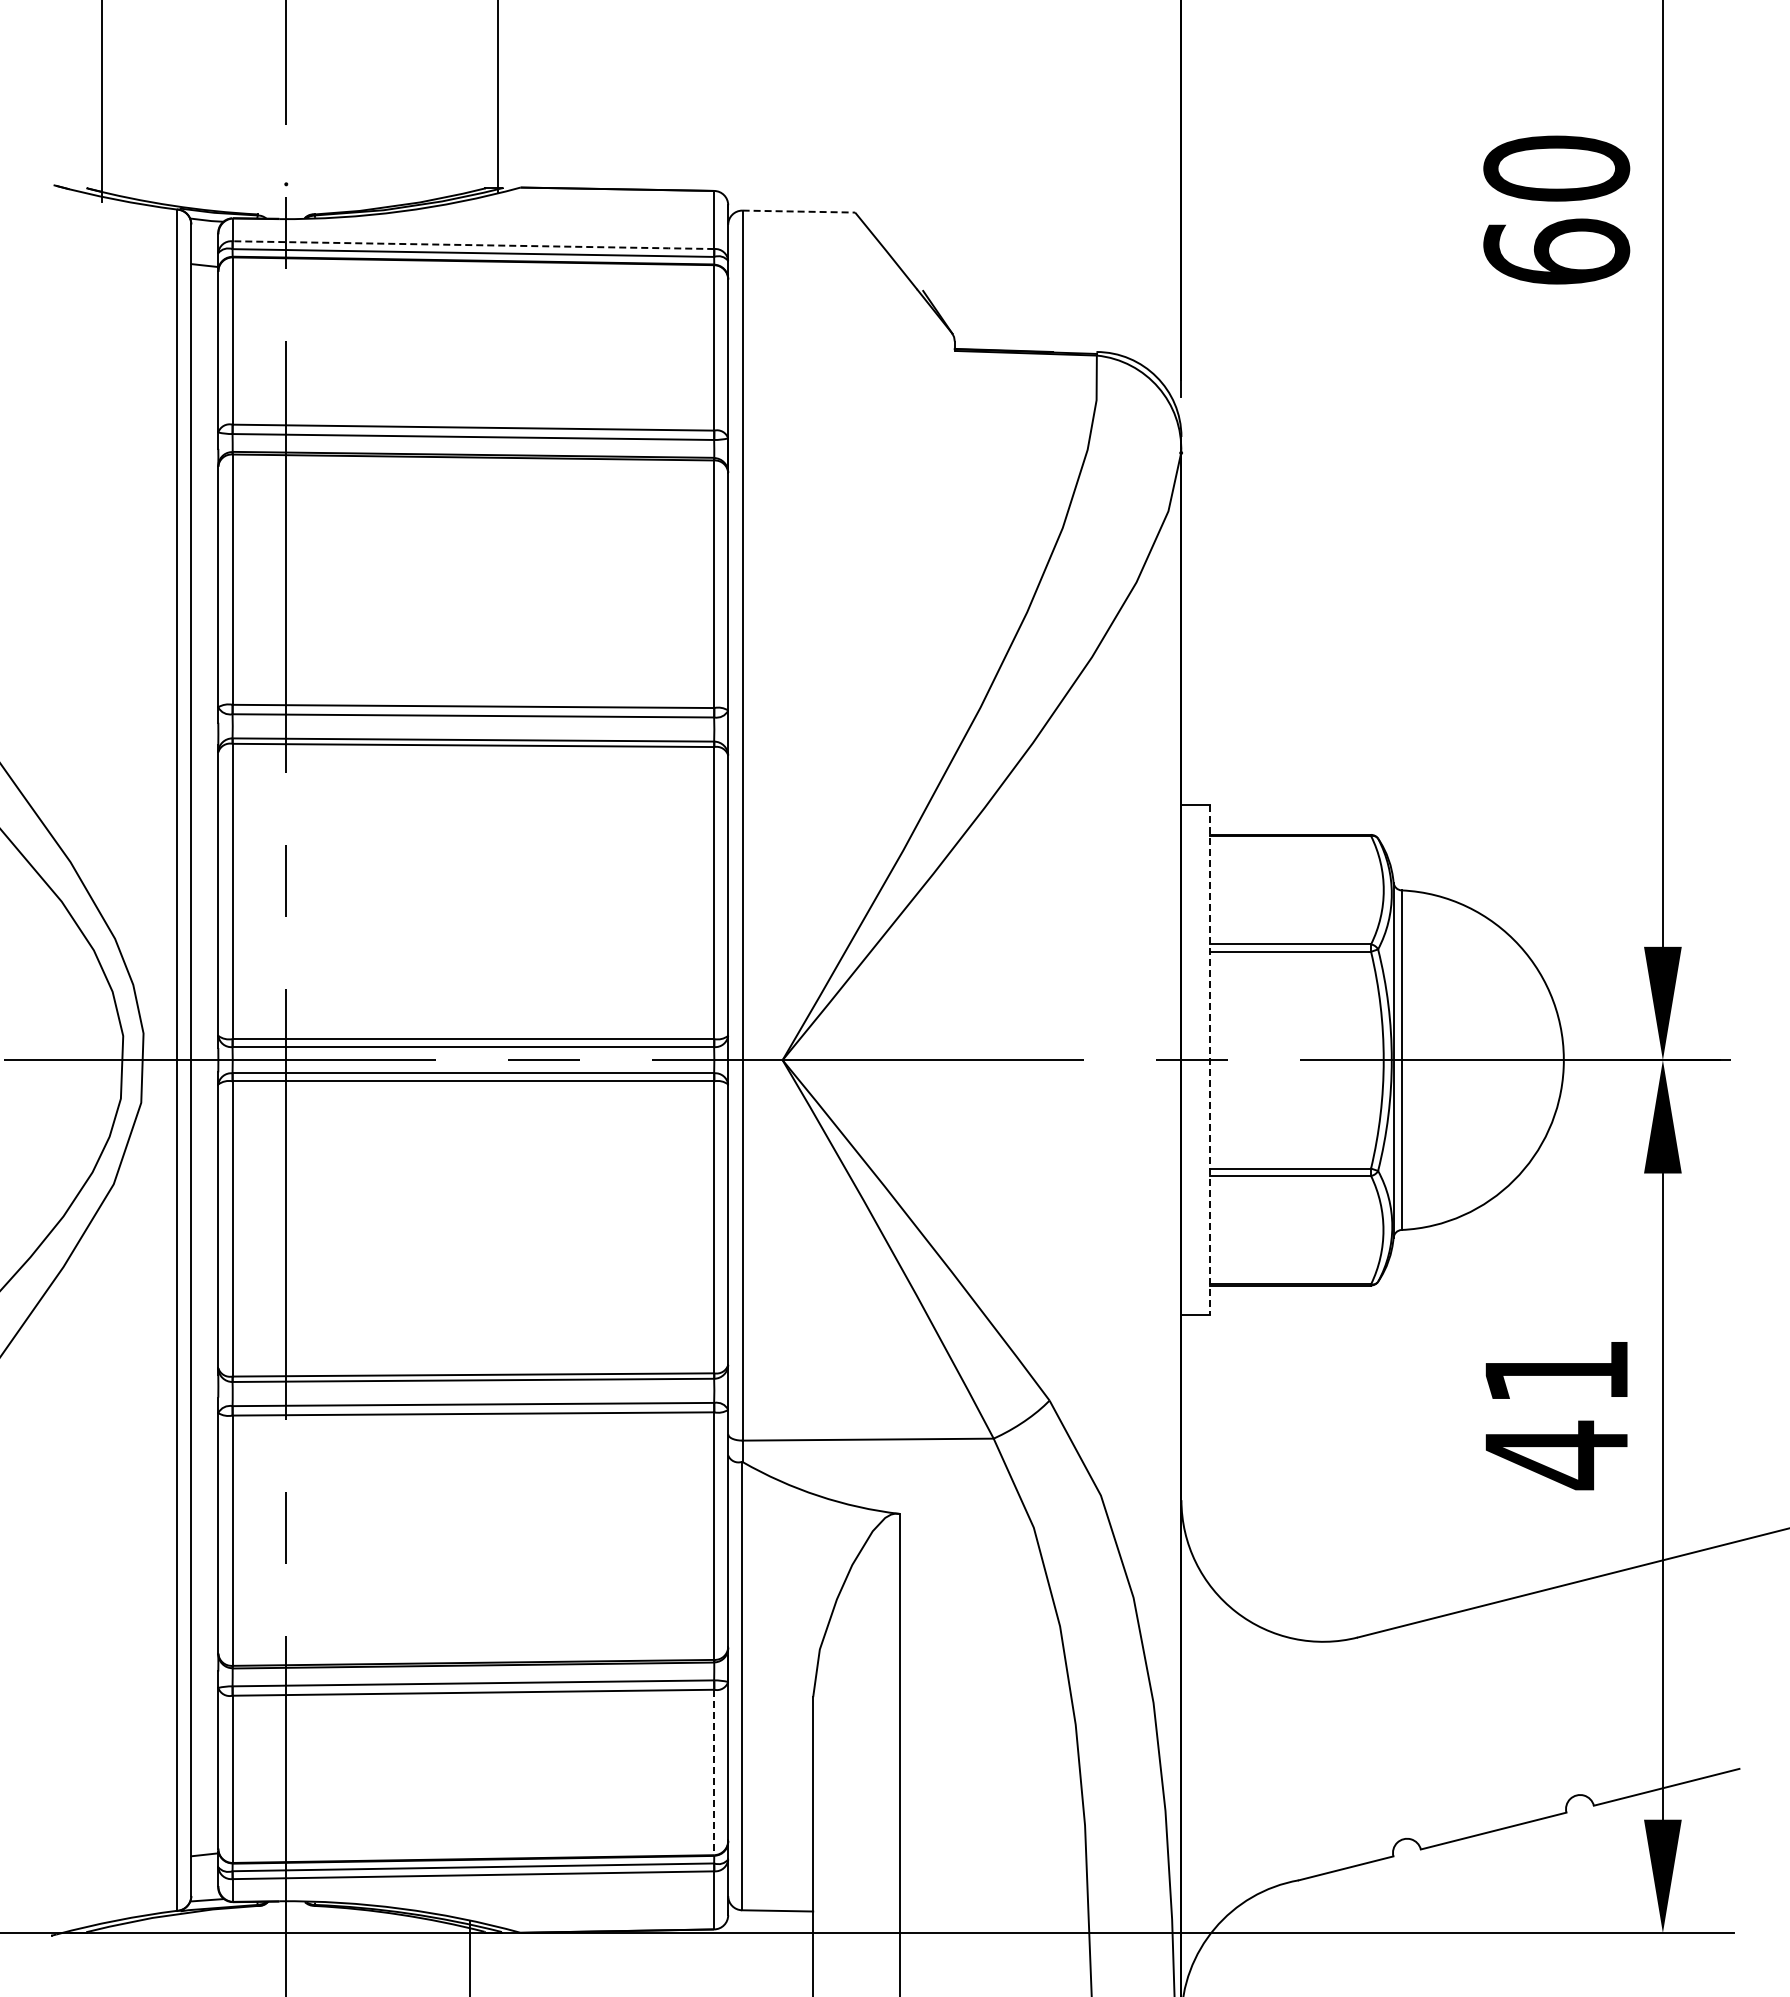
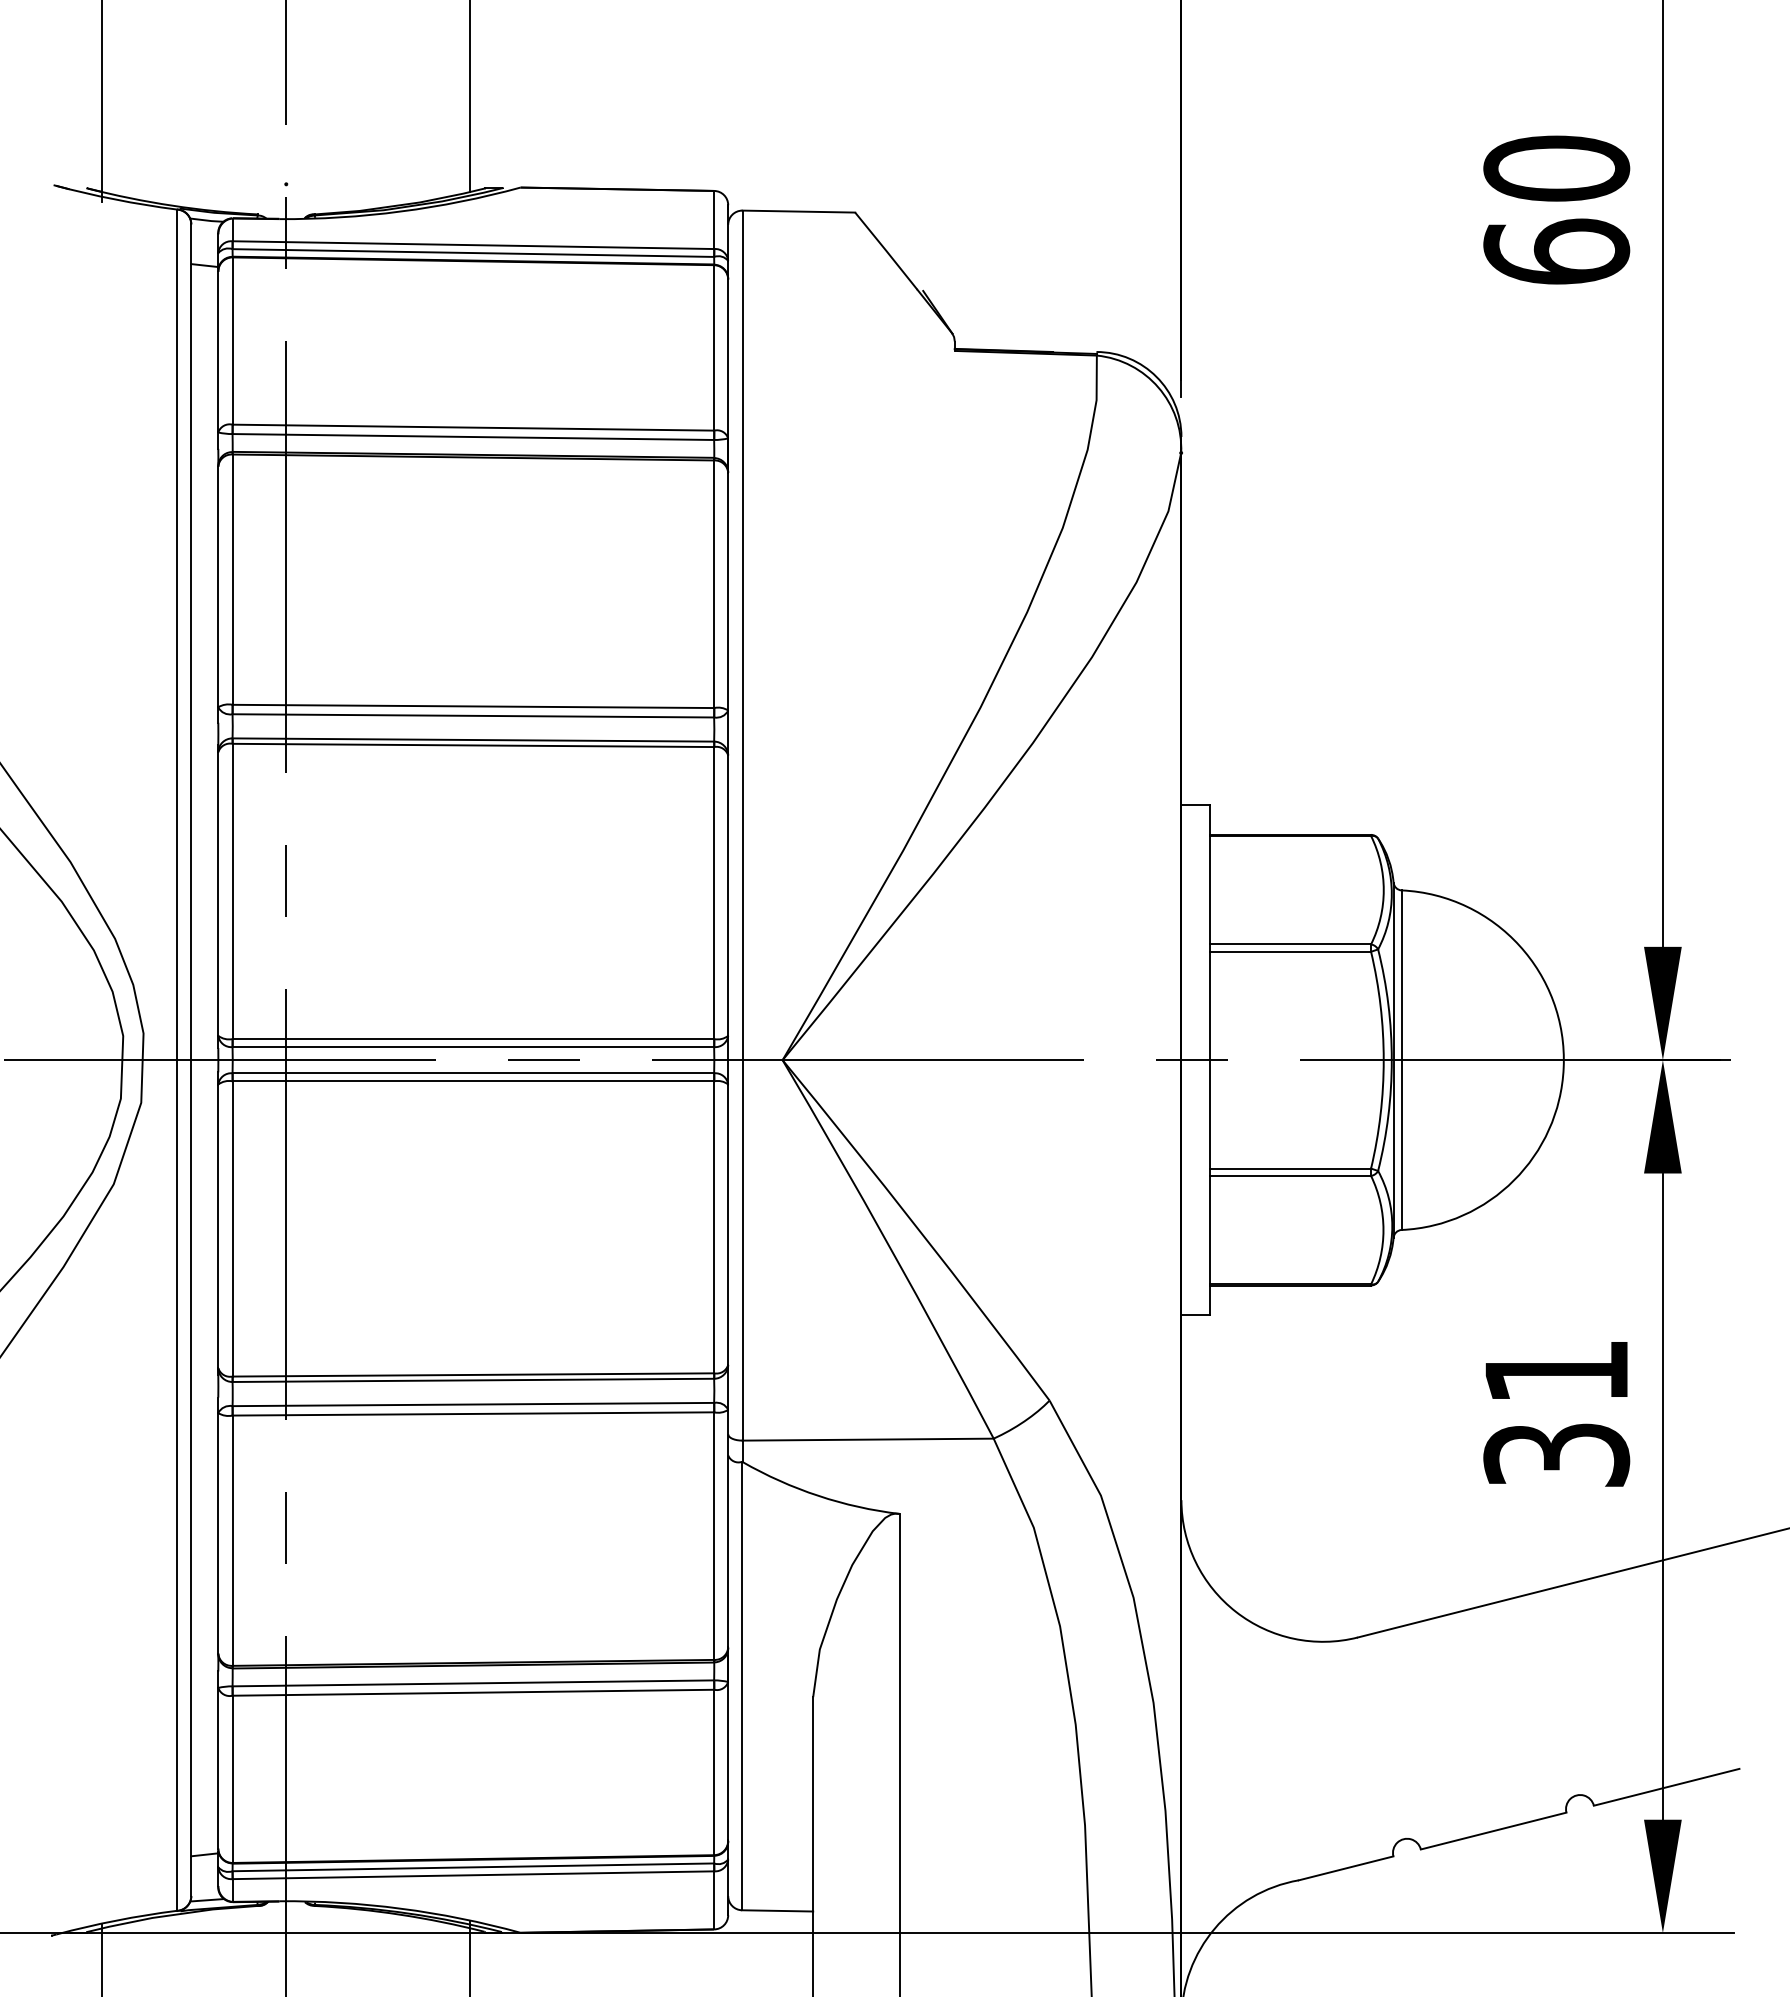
line position: (498, 96) -> (470, 96) (470, 96)
line: dashed -> solid (799, 211)
line: dashed -> solid (474, 245)
line: dashed -> solid (1209, 1060)
text: 41 -> 31 (1556, 1455)
line: dashed -> solid (714, 1772)
line: none -> present (102, 1958)
